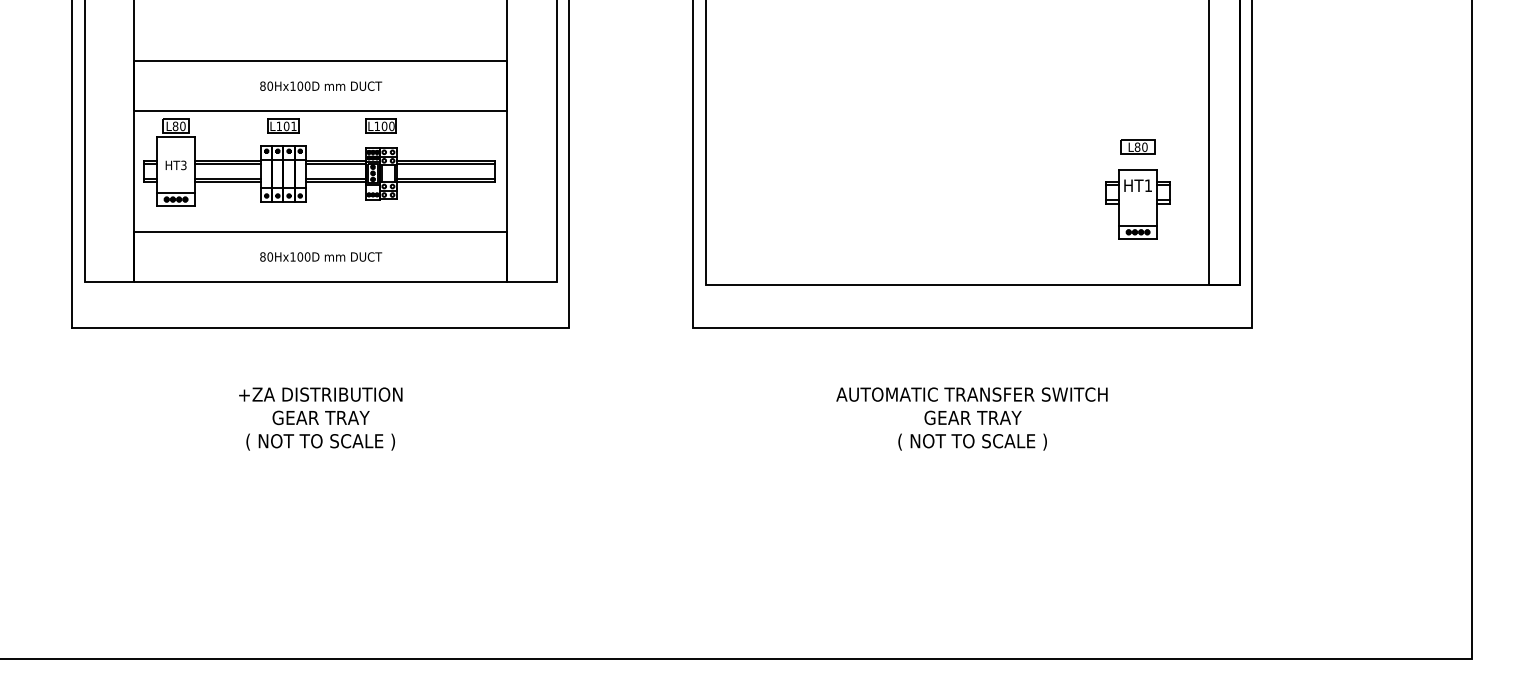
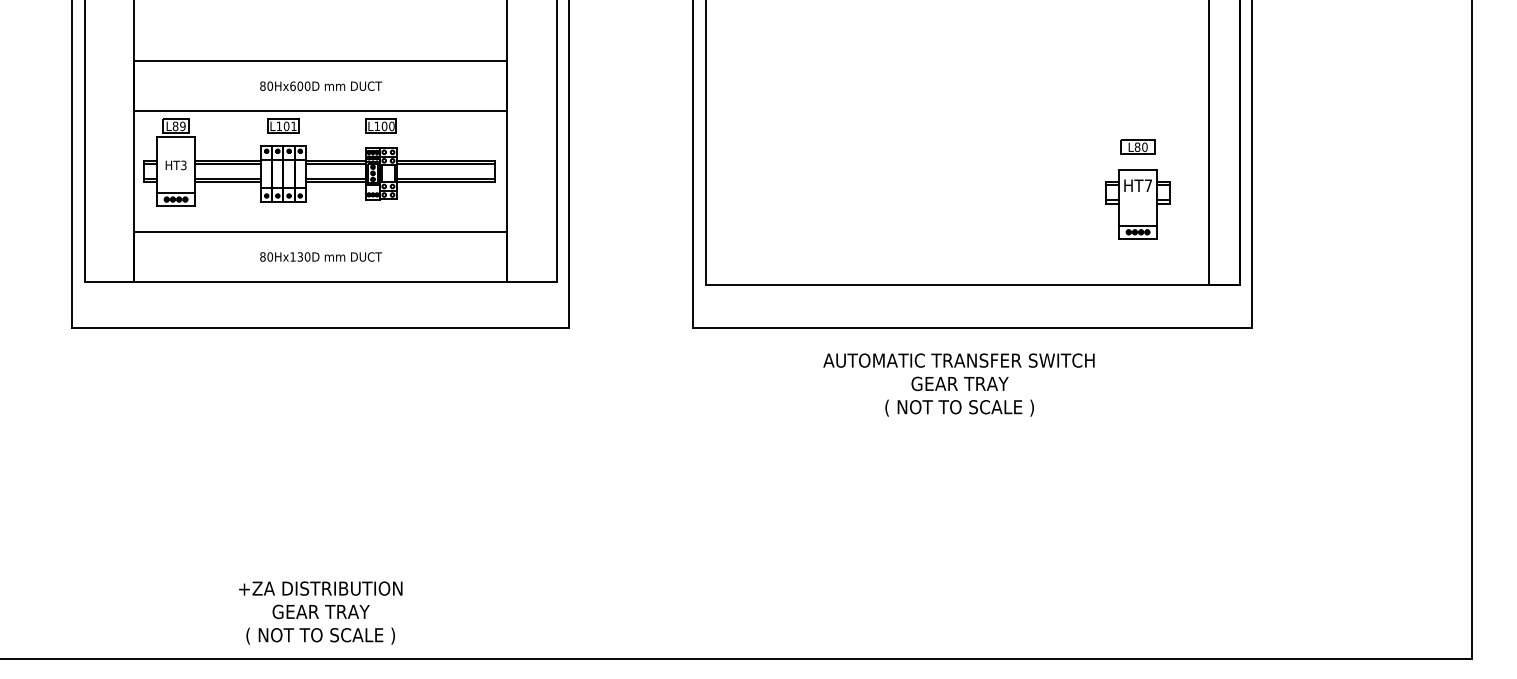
text: 80Hx100D -> 80Hx600D (292, 85)
text: L80 -> L89 (182, 126)
text: HT1 -> HT7 (1148, 185)
text: 80Hx100D -> 80Hx130D (300, 256)
text position: (320, 418) -> (320, 612) (320, 612)
text position: (971, 418) -> (958, 384) (958, 384)
